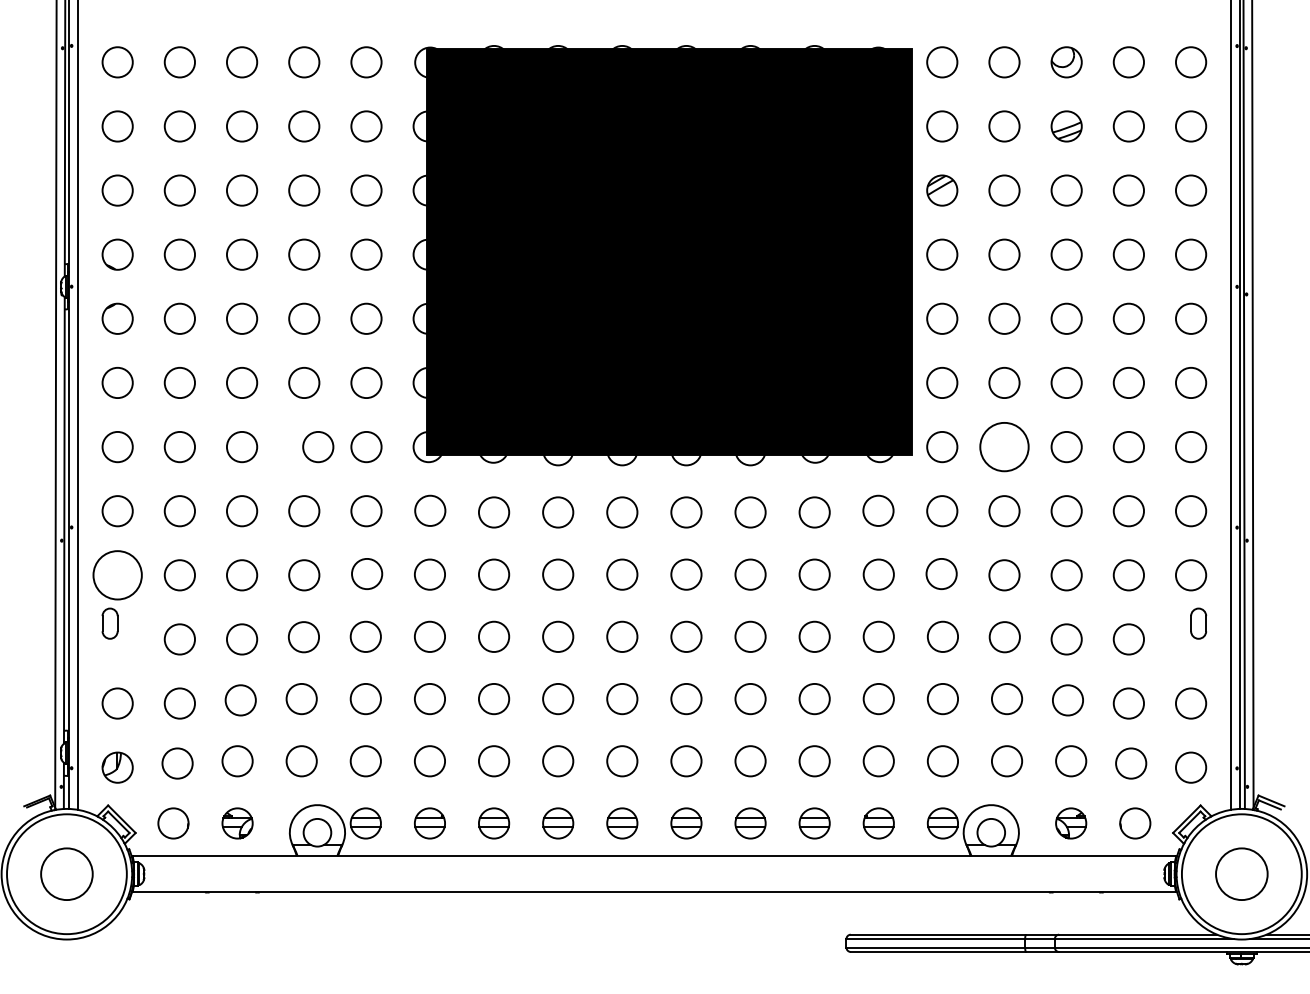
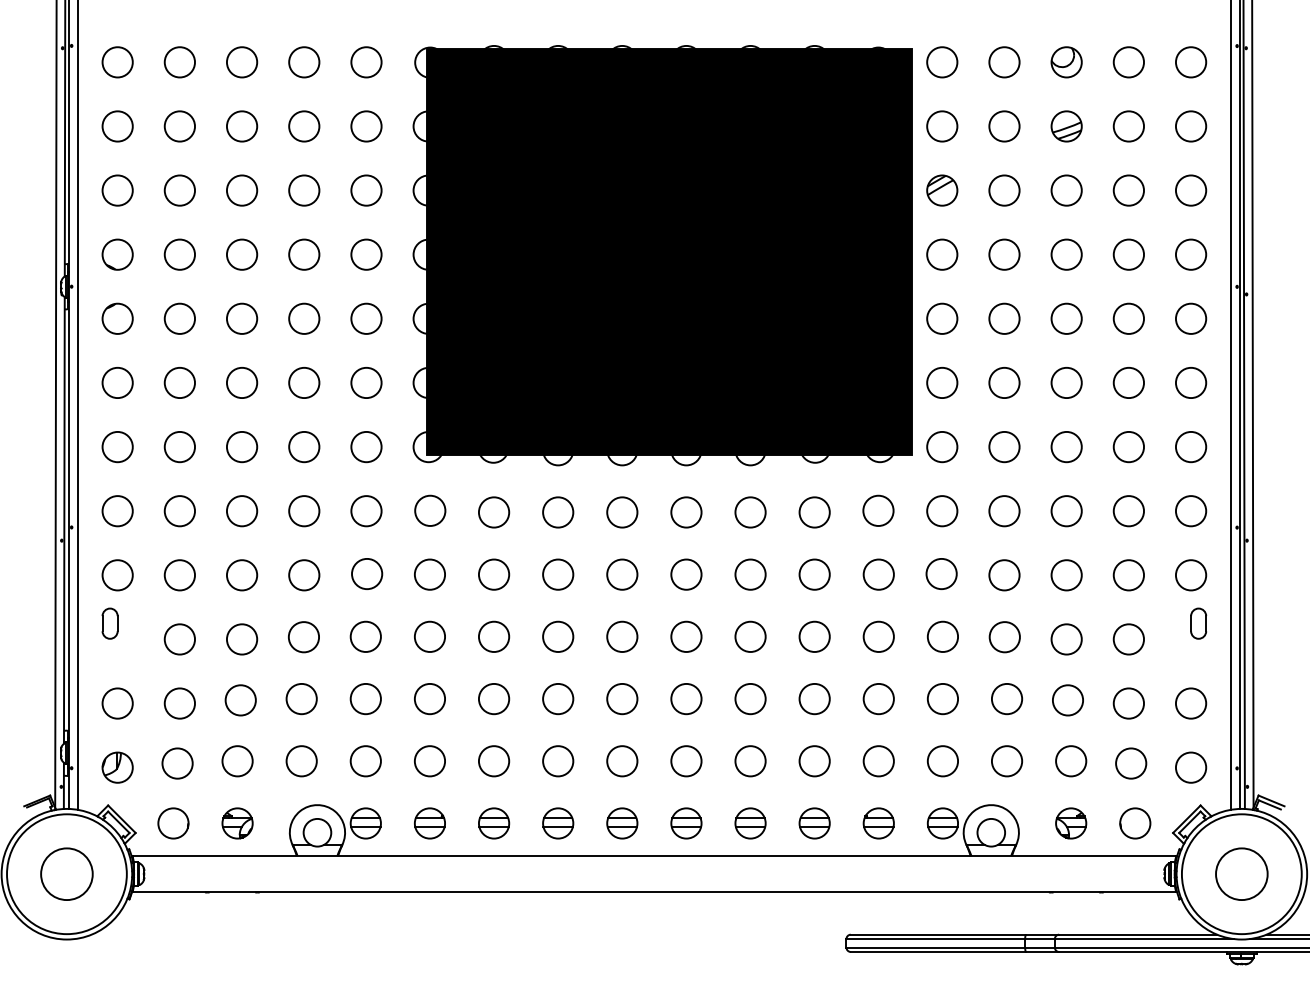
circle diameter: 48 px -> 30 px (1004, 446)
circle position: (318, 447) -> (304, 447) (304, 447)
circle diameter: 48 px -> 30 px (117, 575)
